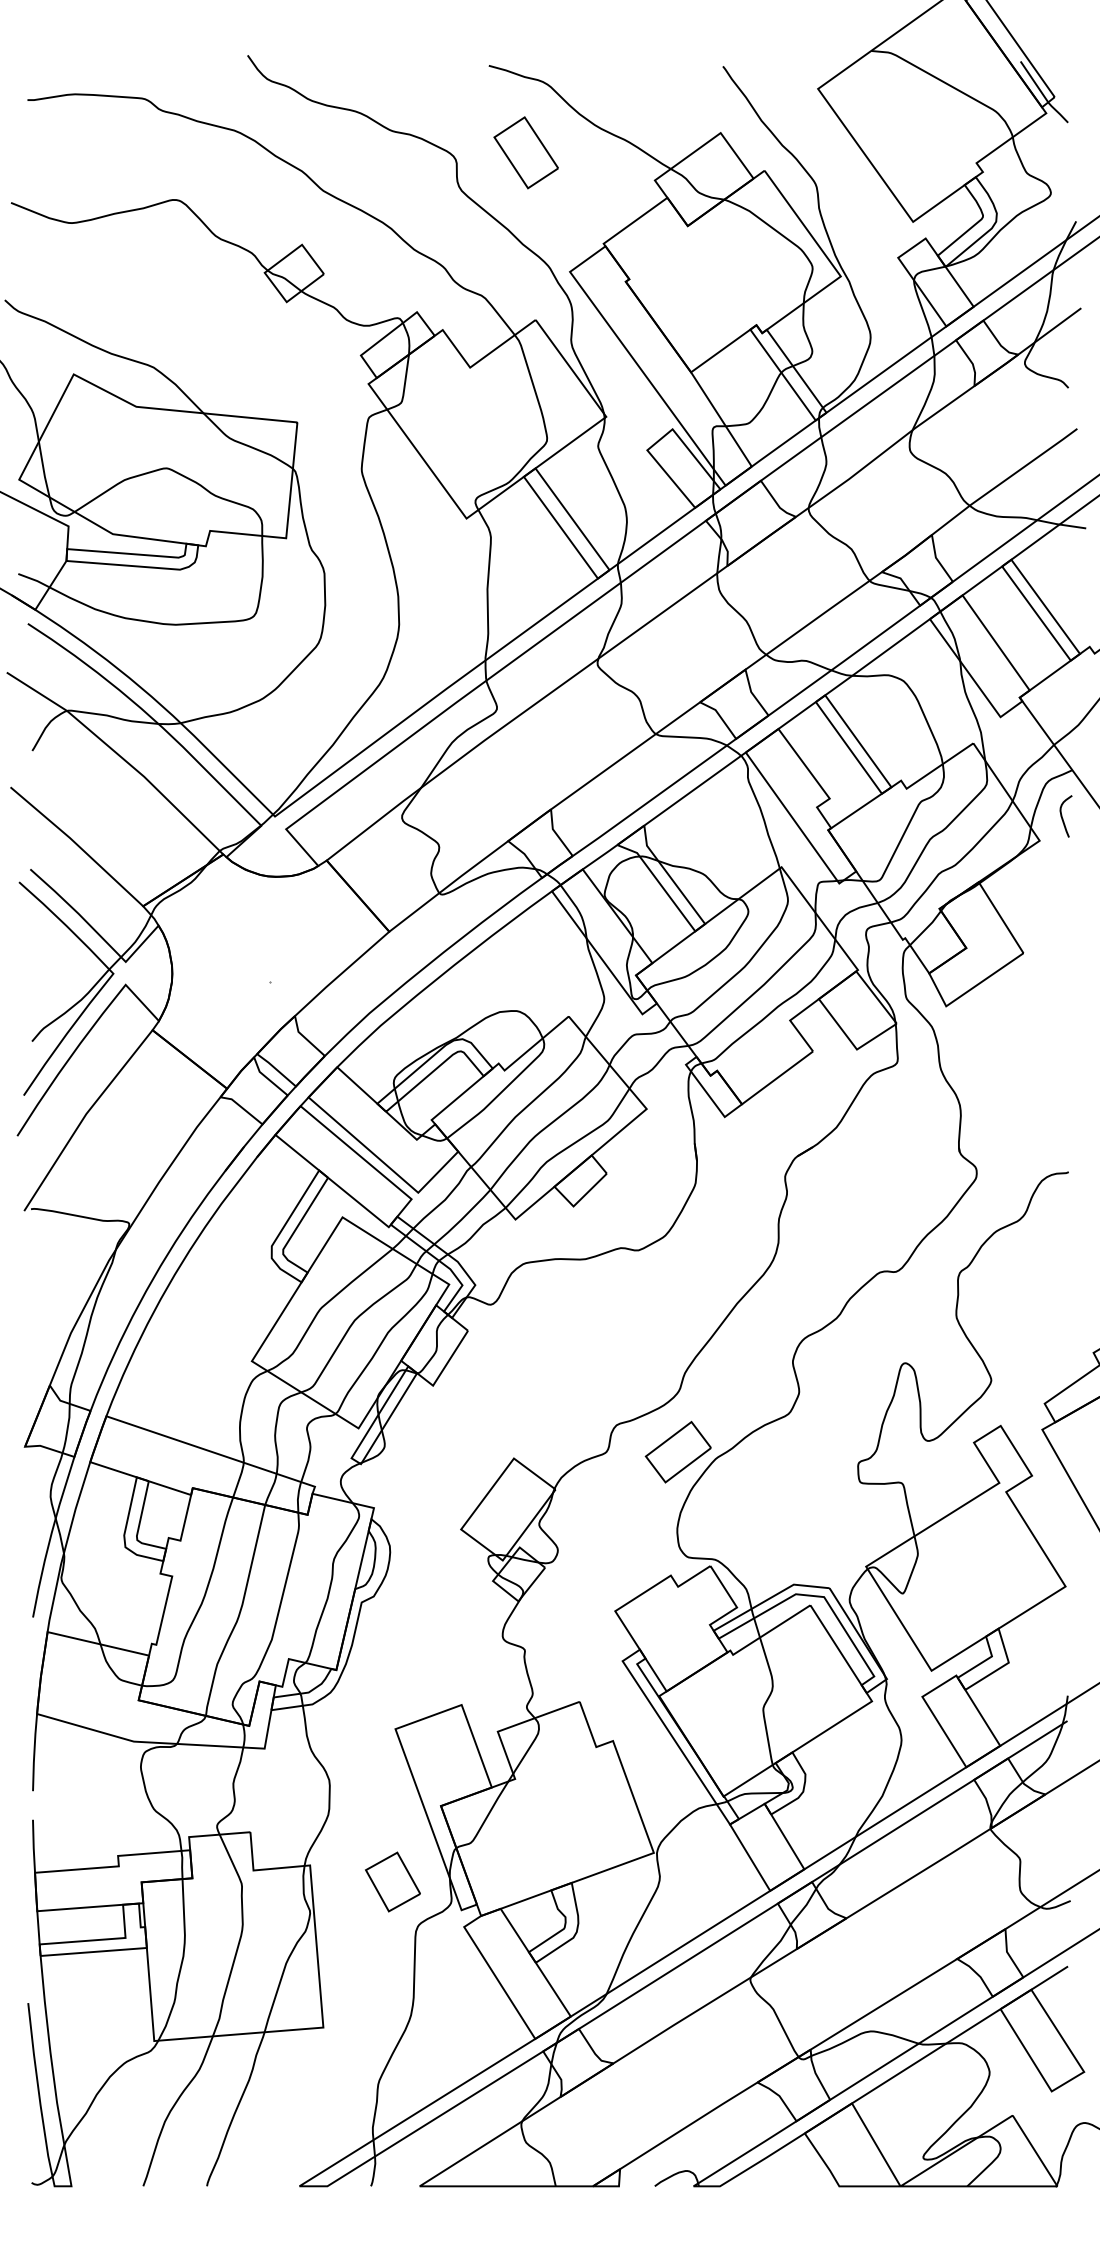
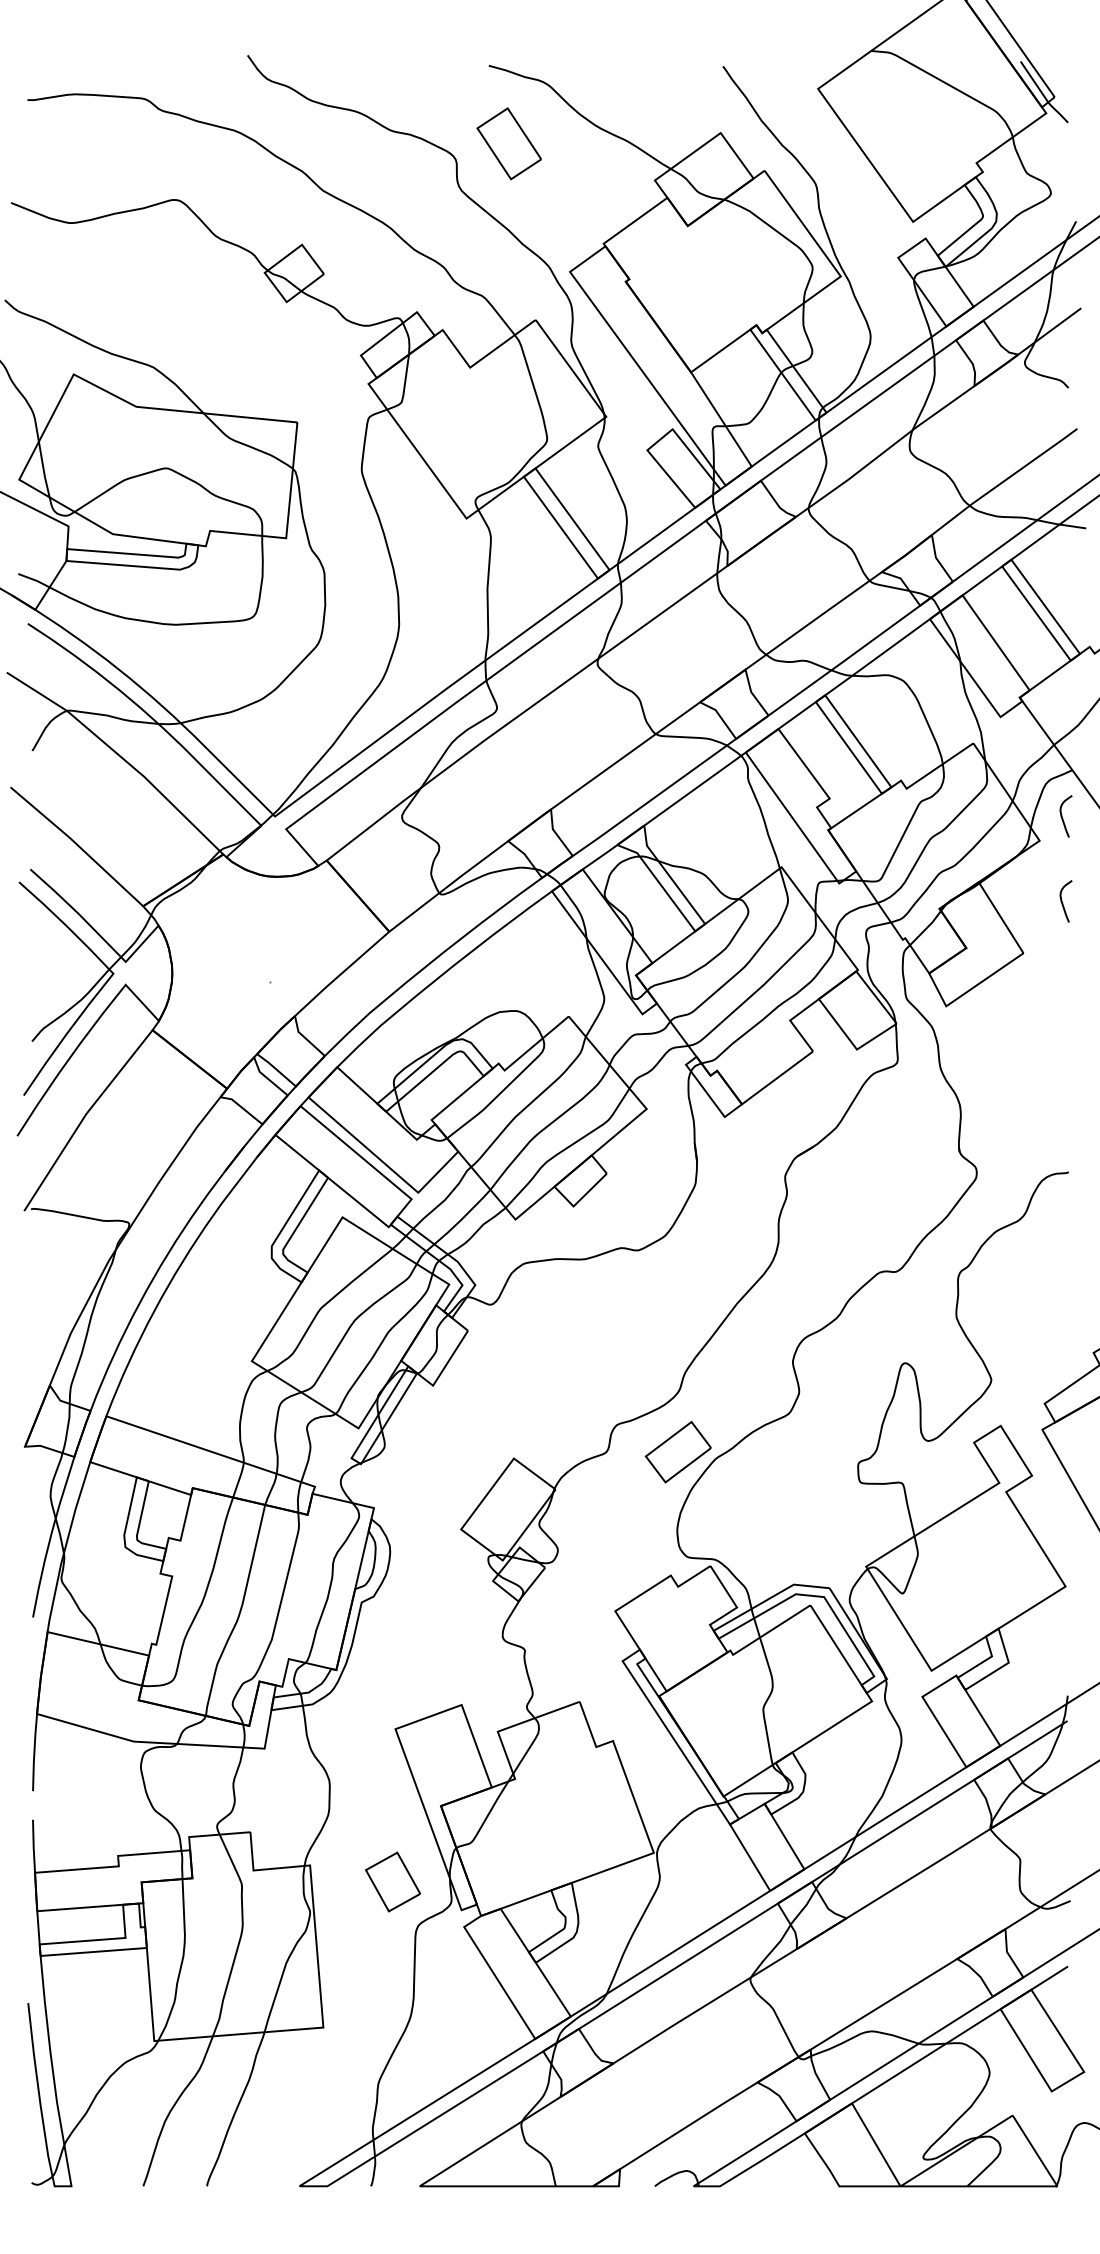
part position: (525, 152) -> (508, 143) (508, 143)
curve: none -> present (1063, 903)
